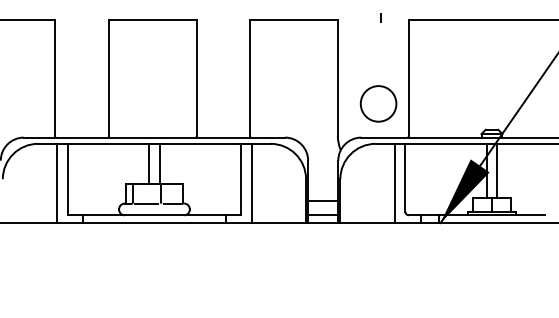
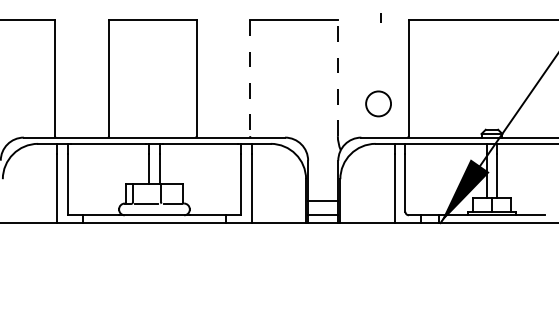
line: solid -> dashed (250, 78)
line: solid -> dashed (337, 78)
circle size: 39x38 px -> 27x28 px (378, 103)
